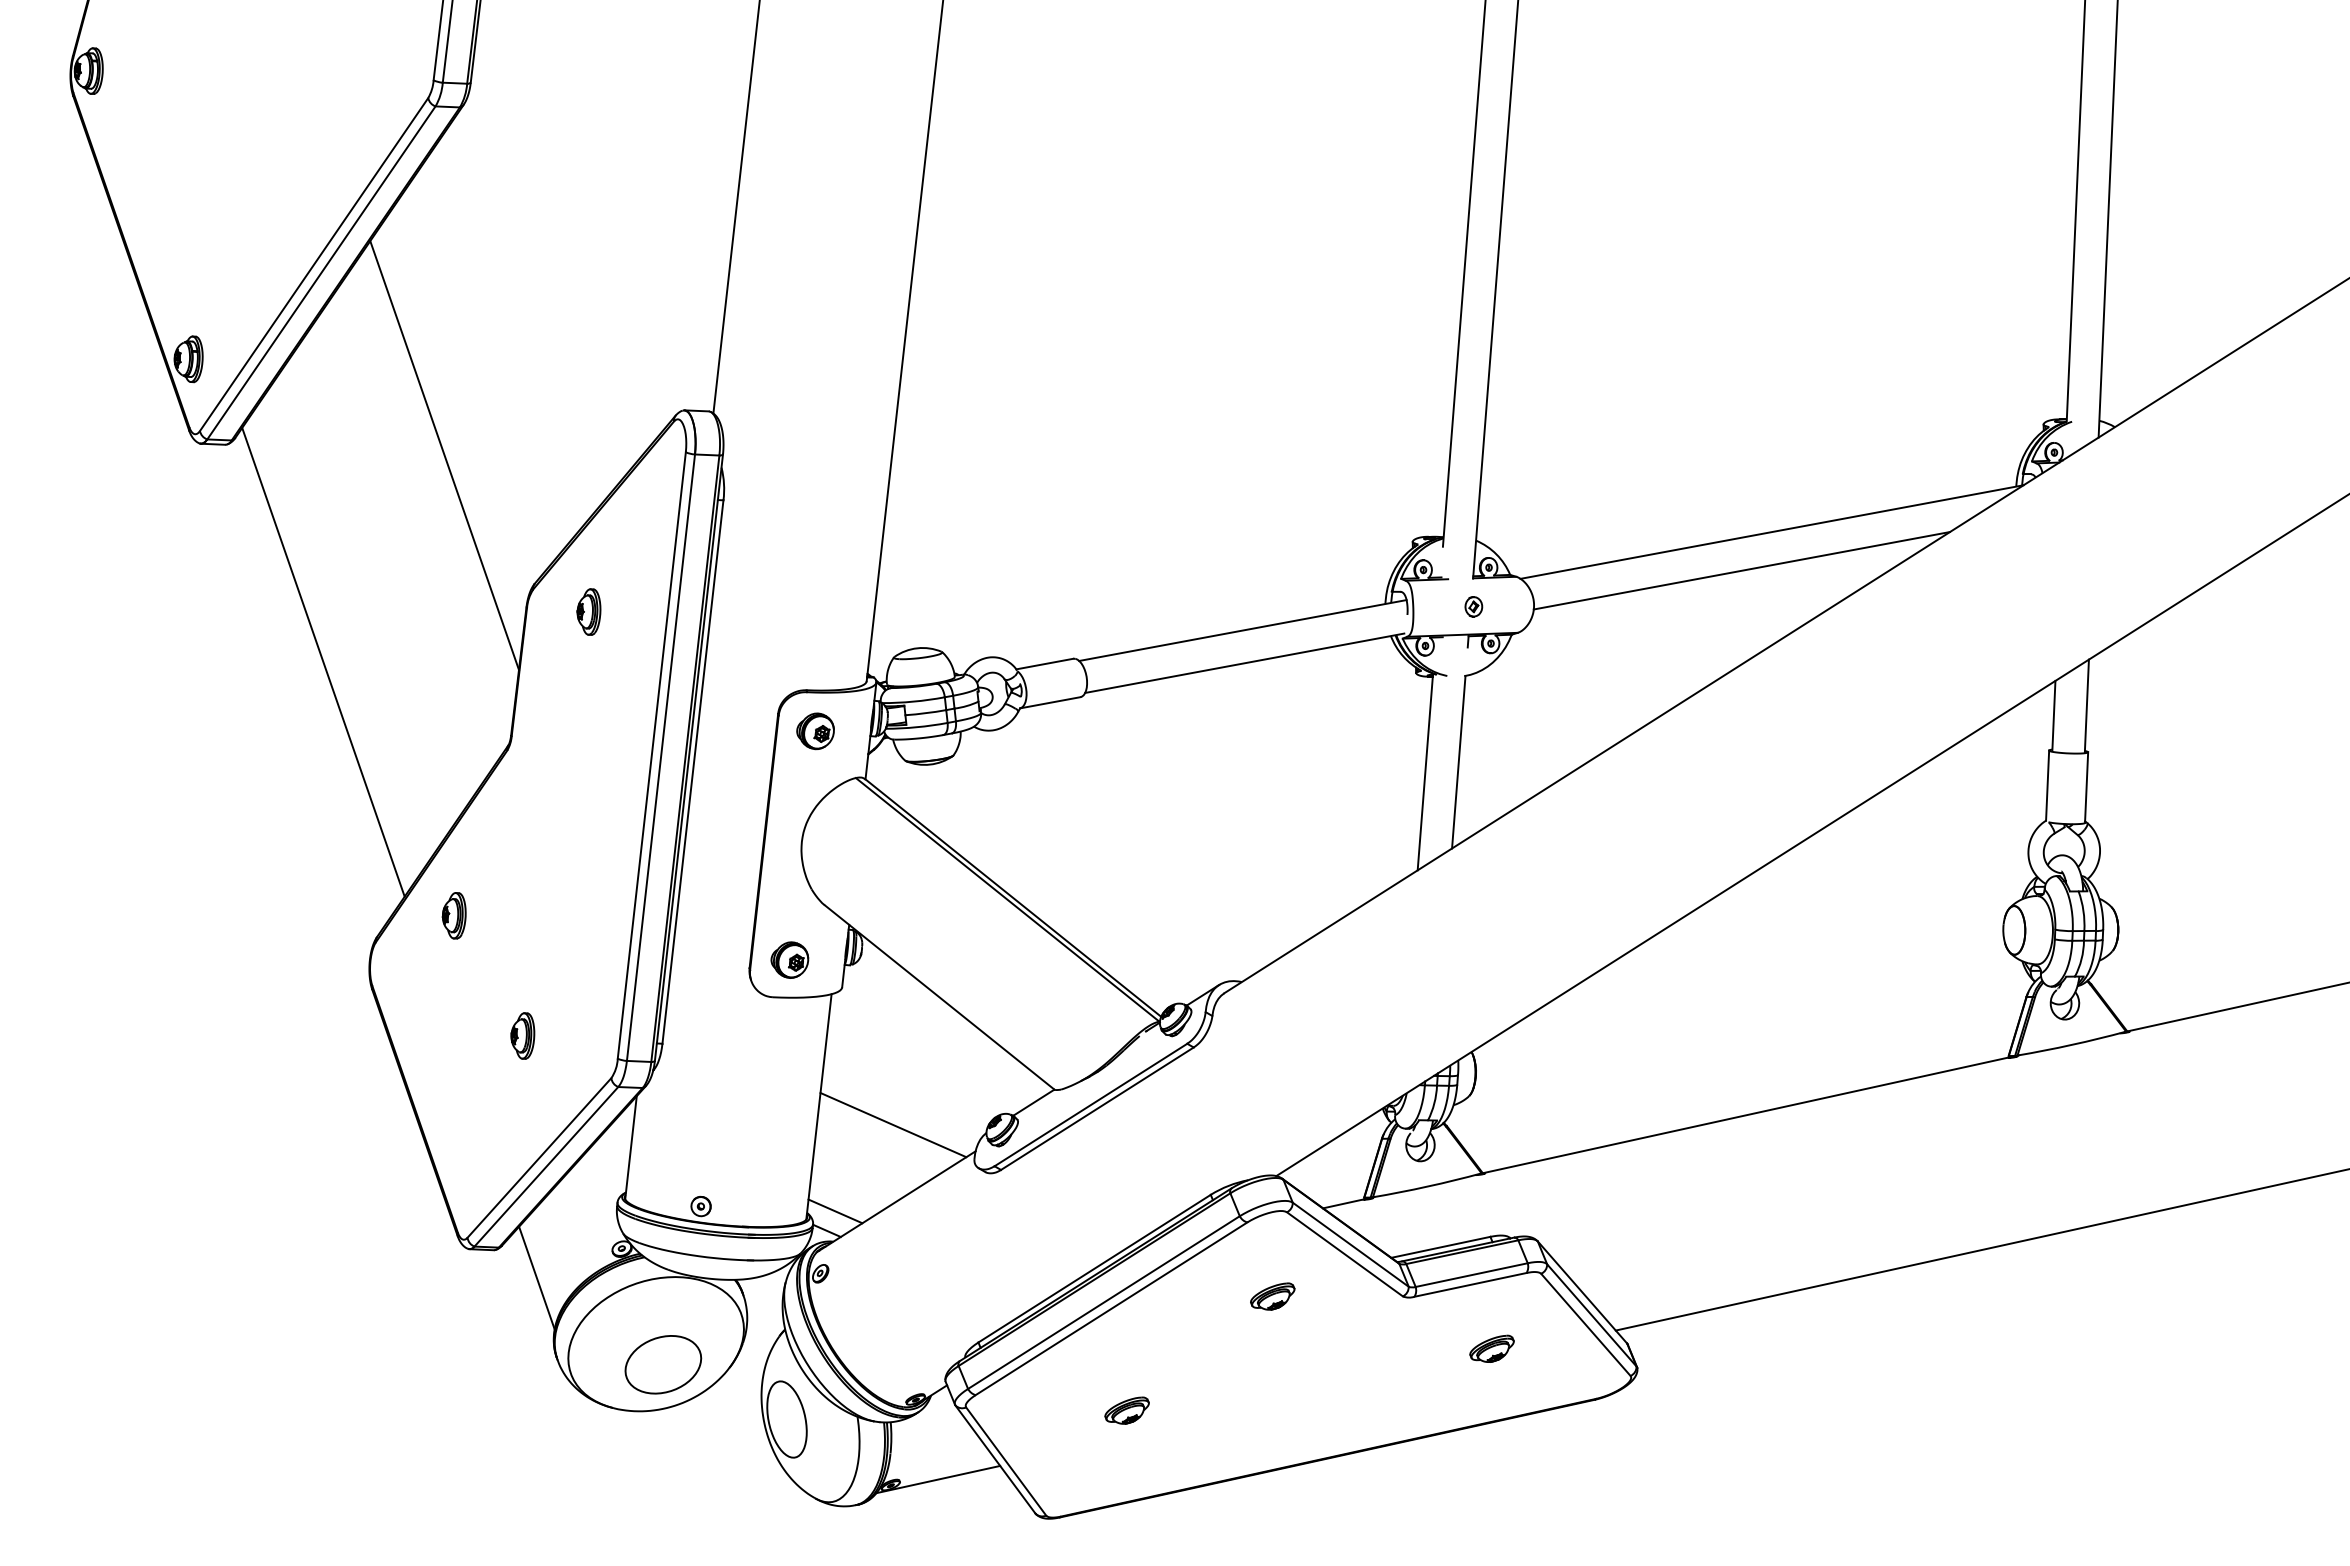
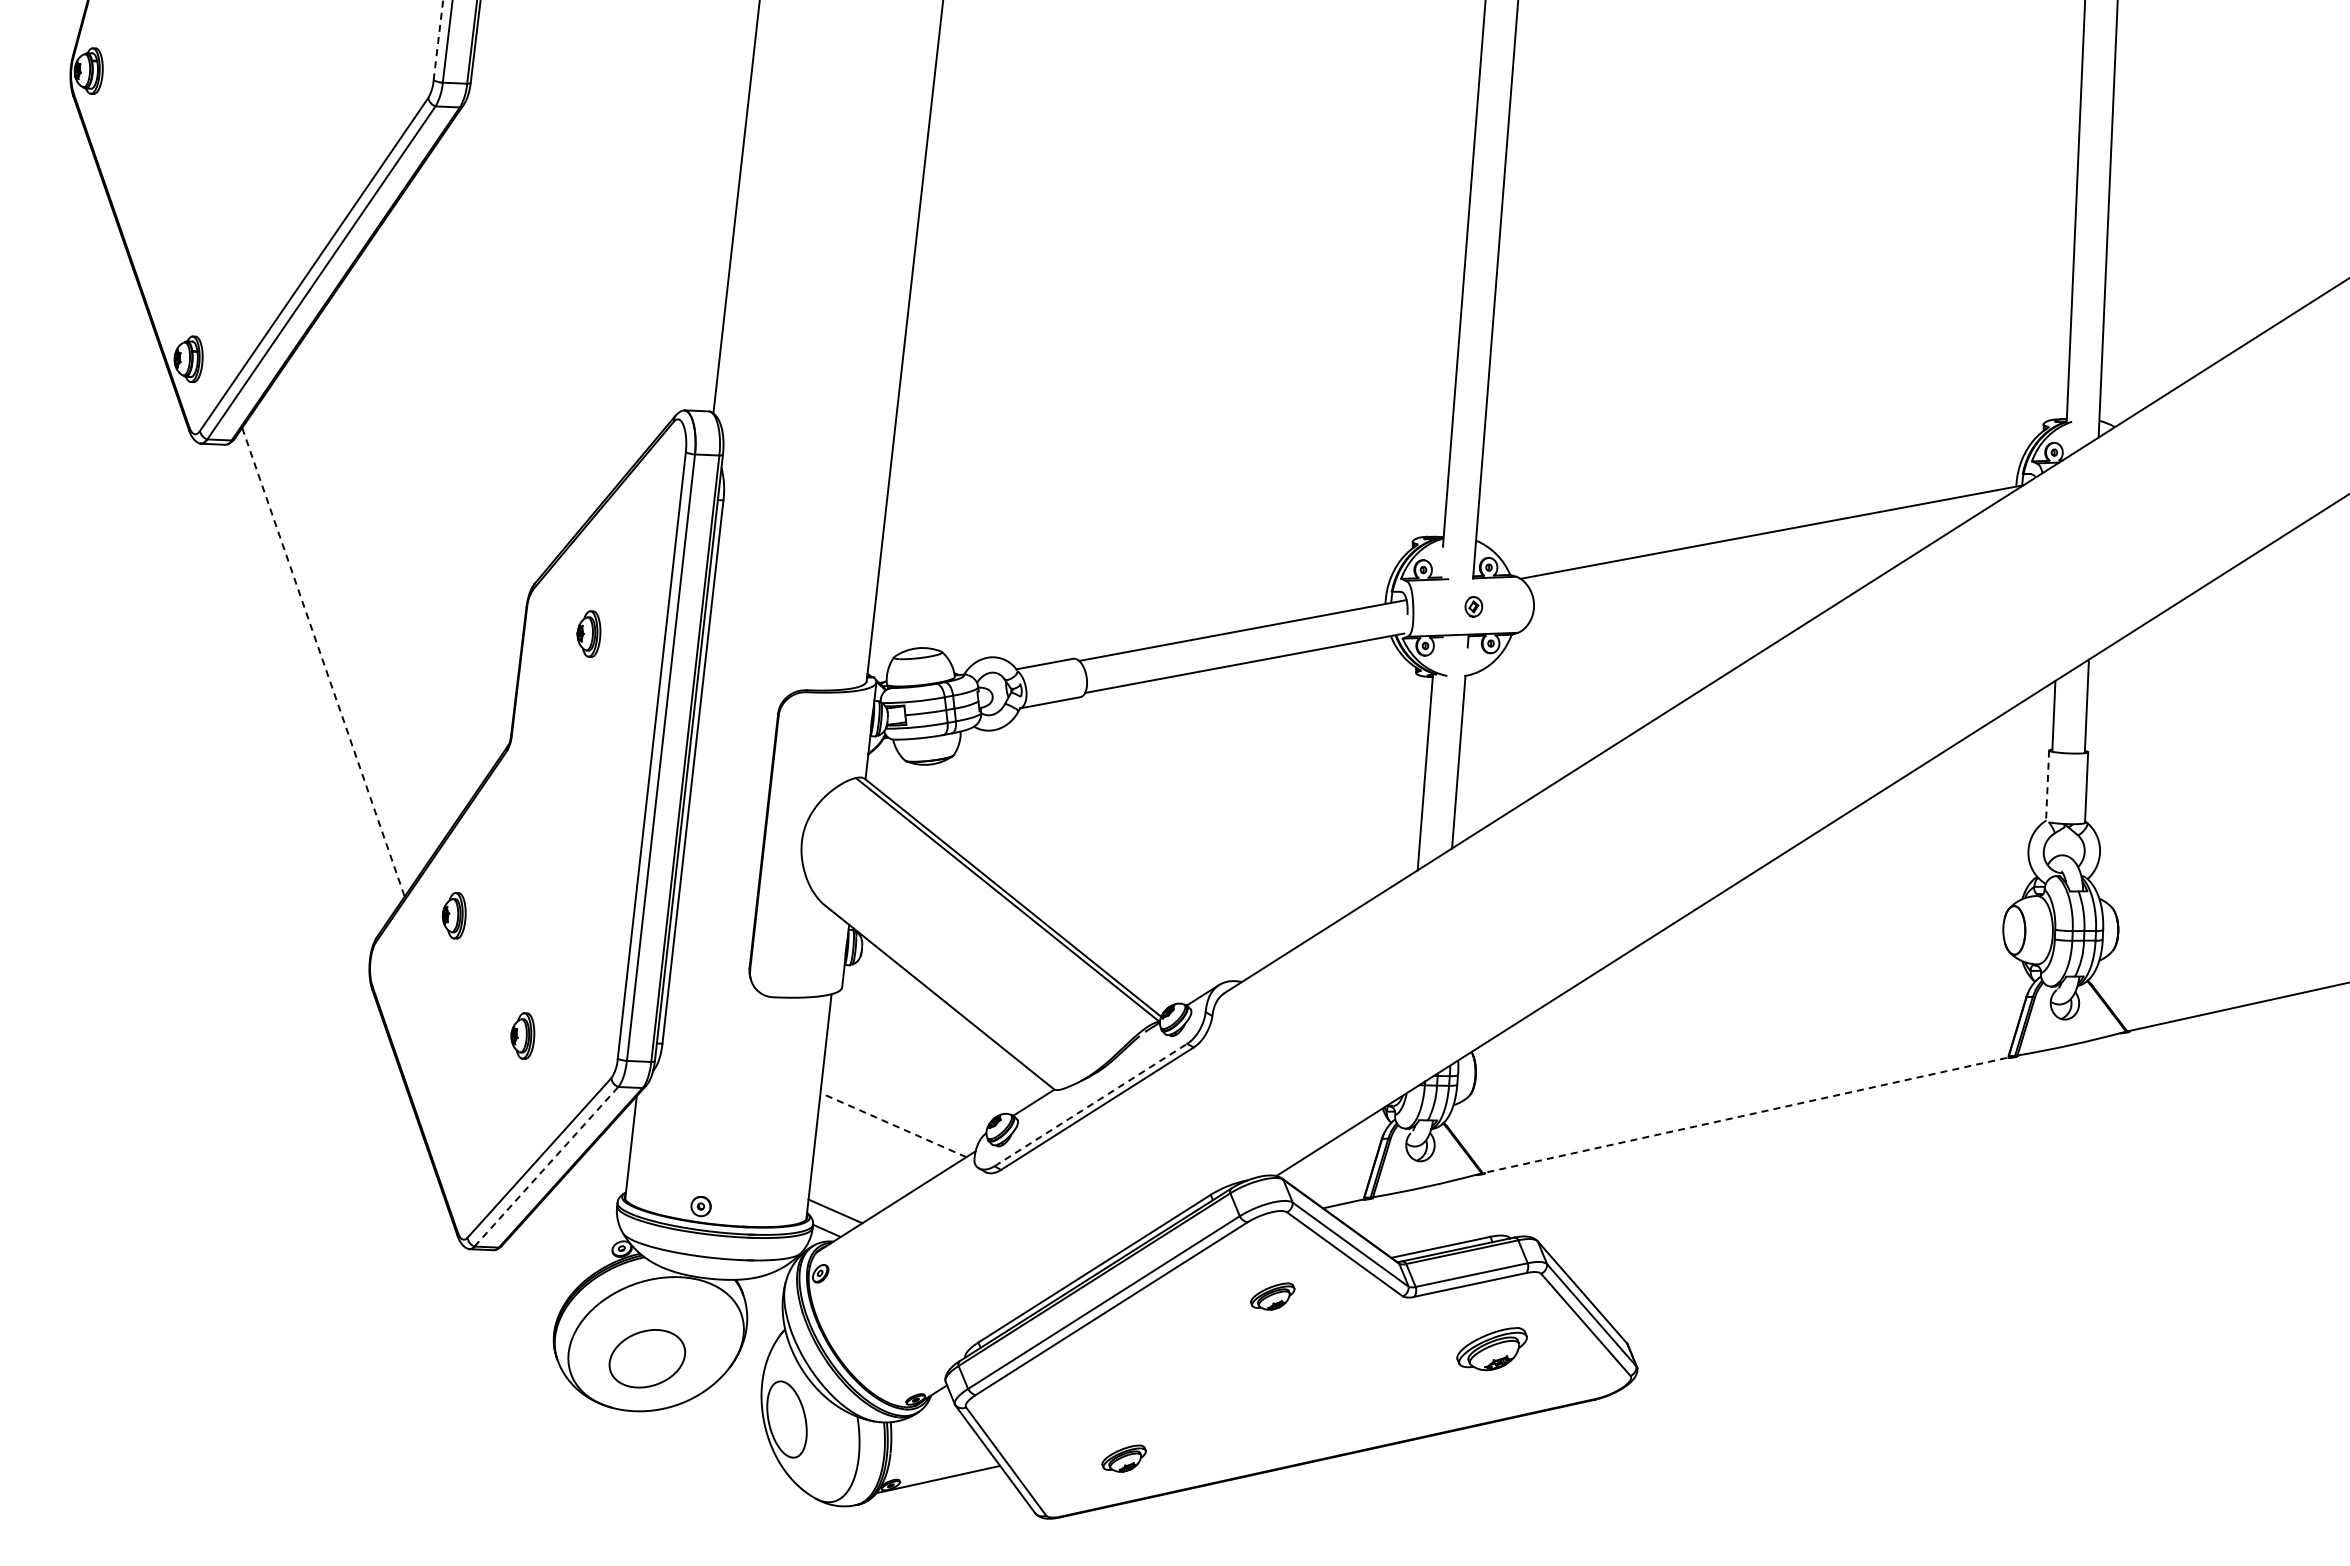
line: solid -> dashed (438, 40)
line: present -> none (444, 455)
line: present -> none (1741, 570)
part position: (588, 611) -> (588, 633) (588, 633)
line: solid -> dashed (323, 662)
part: present -> none (815, 731)
line: solid -> dashed (2047, 786)
part: present -> none (789, 959)
line: solid -> dashed (1091, 1104)
line: solid -> dashed (1749, 1114)
line: solid -> dashed (893, 1125)
line: solid -> dashed (546, 1166)
line: present -> none (1980, 1249)
line: present -> none (536, 1277)
part size: 46x29 px -> 72x45 px (1491, 1349)
part position: (663, 1364) -> (647, 1358) (647, 1358)
part position: (1126, 1410) -> (1123, 1458) (1123, 1458)
